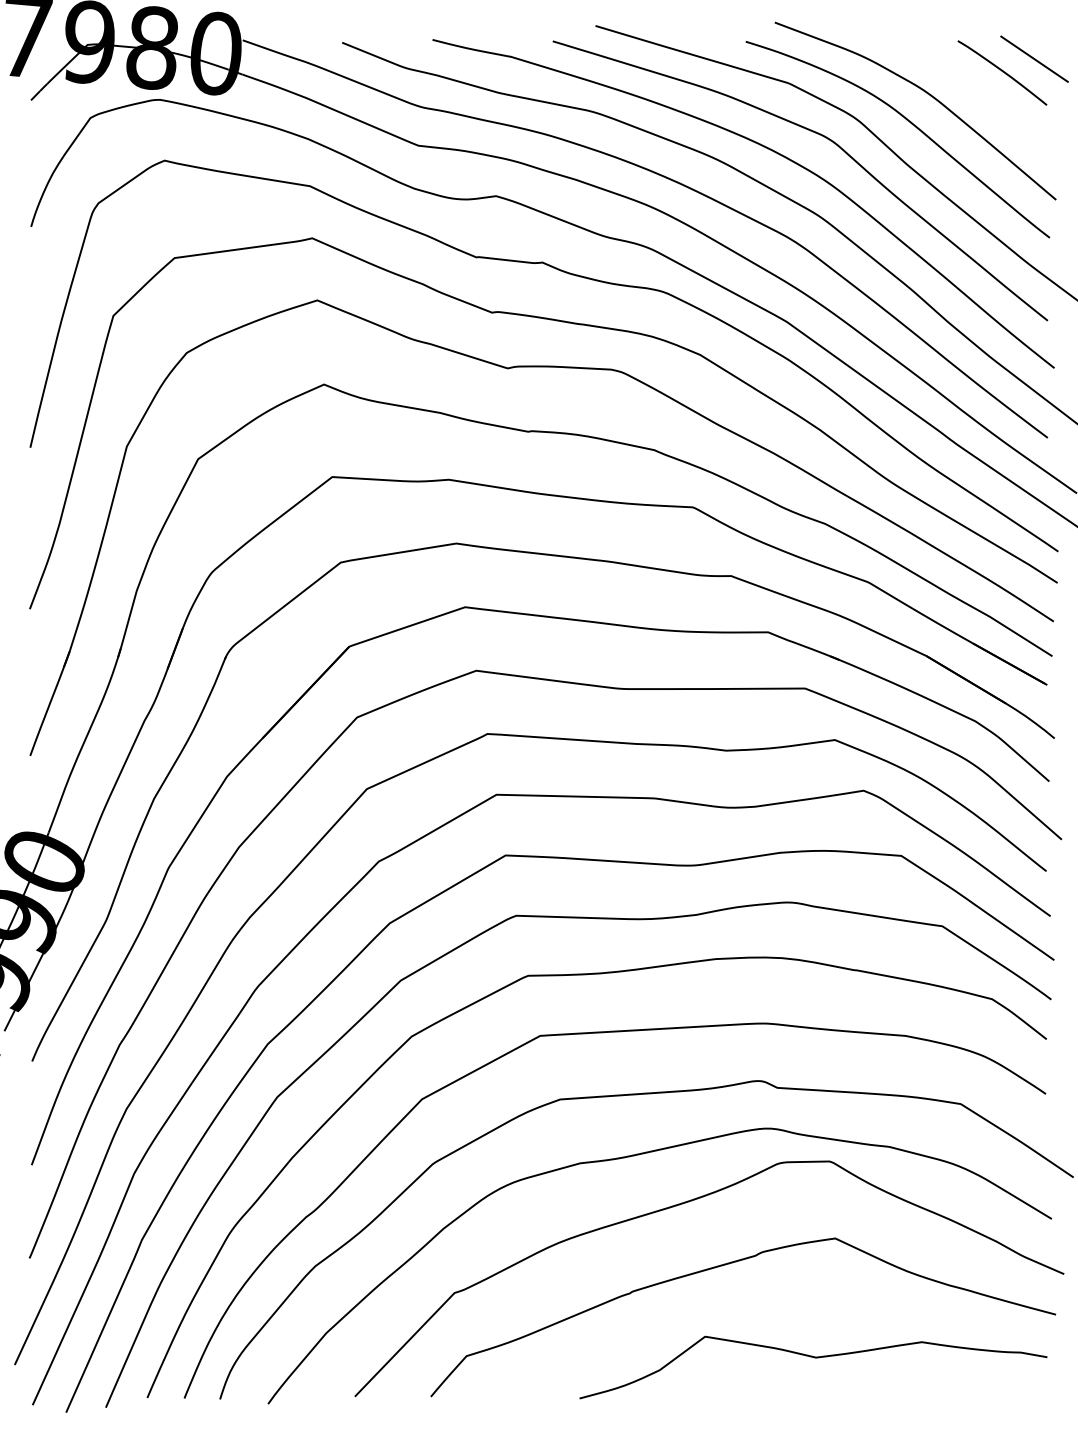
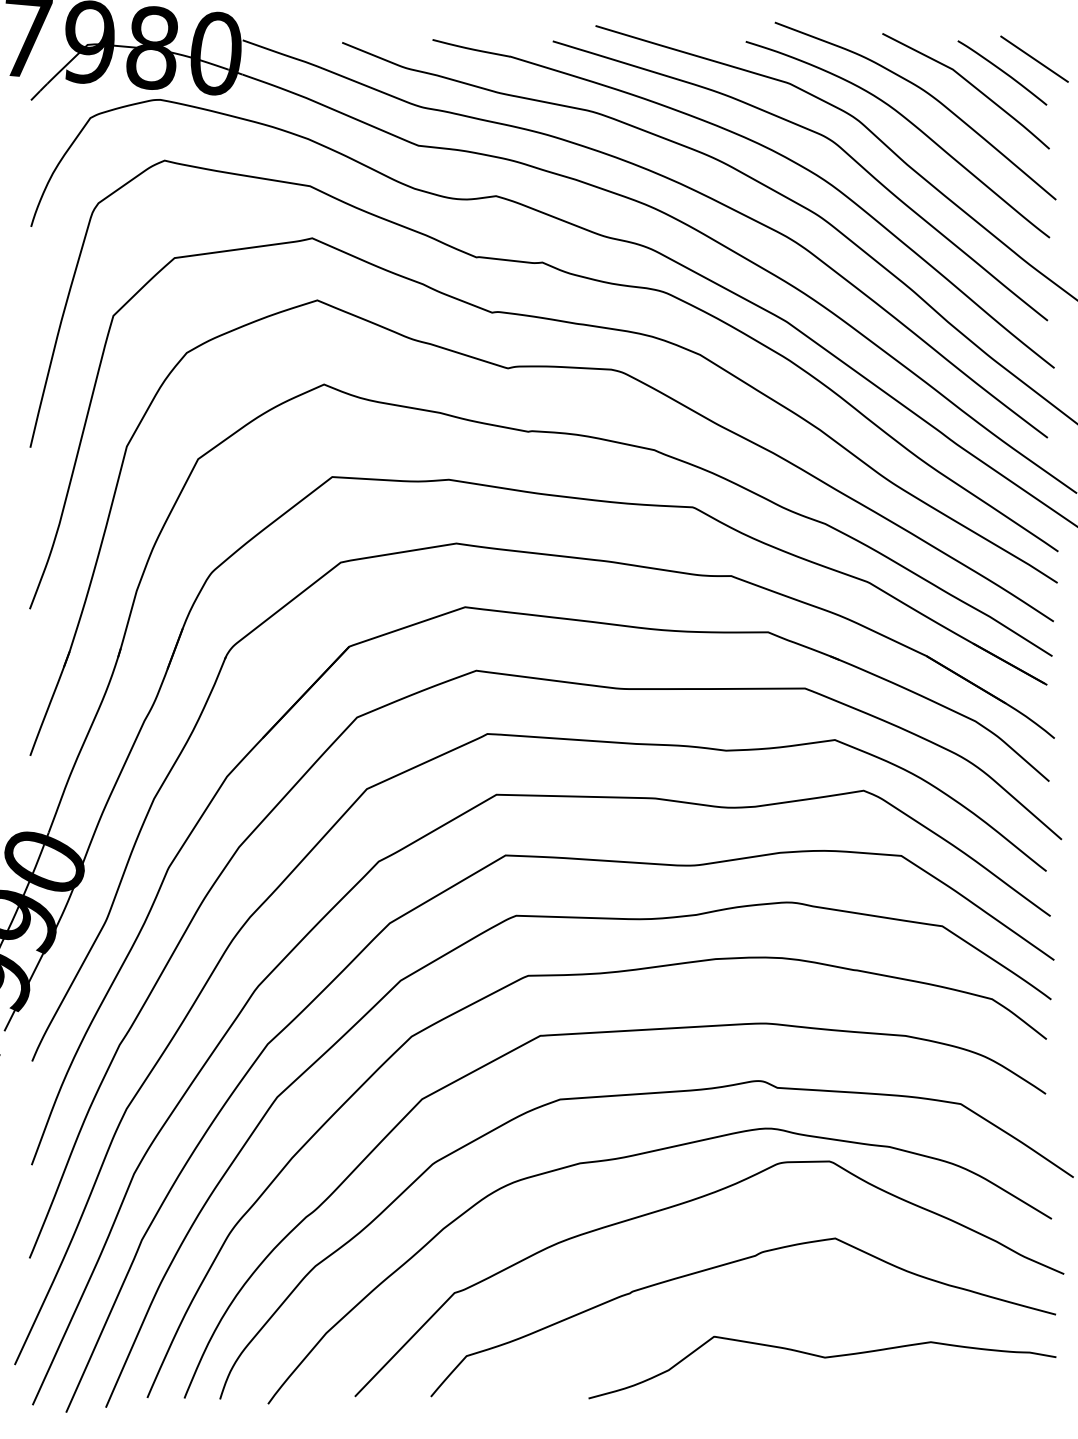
curve: none -> present (969, 84)
curve position: (814, 1358) -> (823, 1358) (823, 1358)
